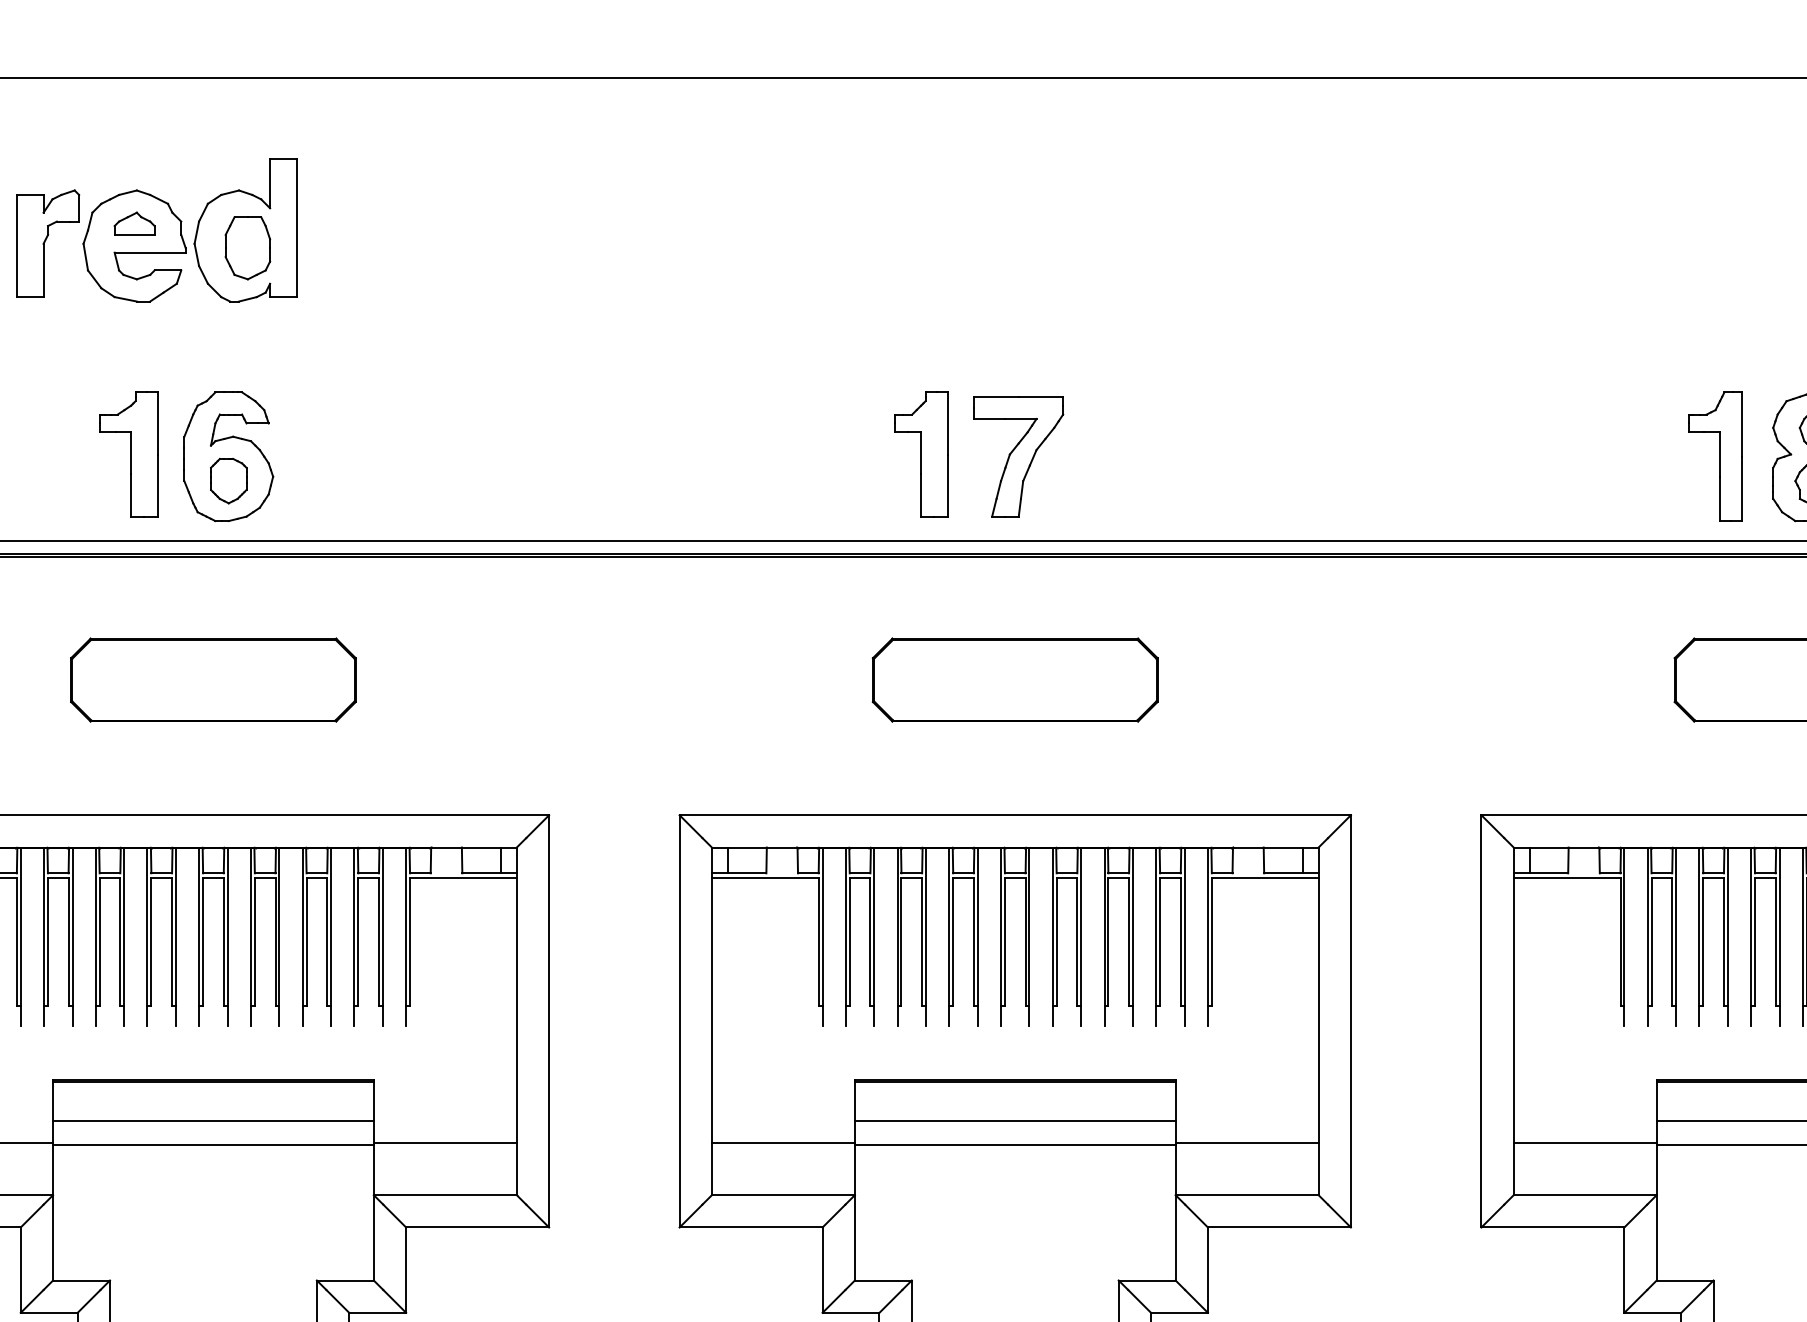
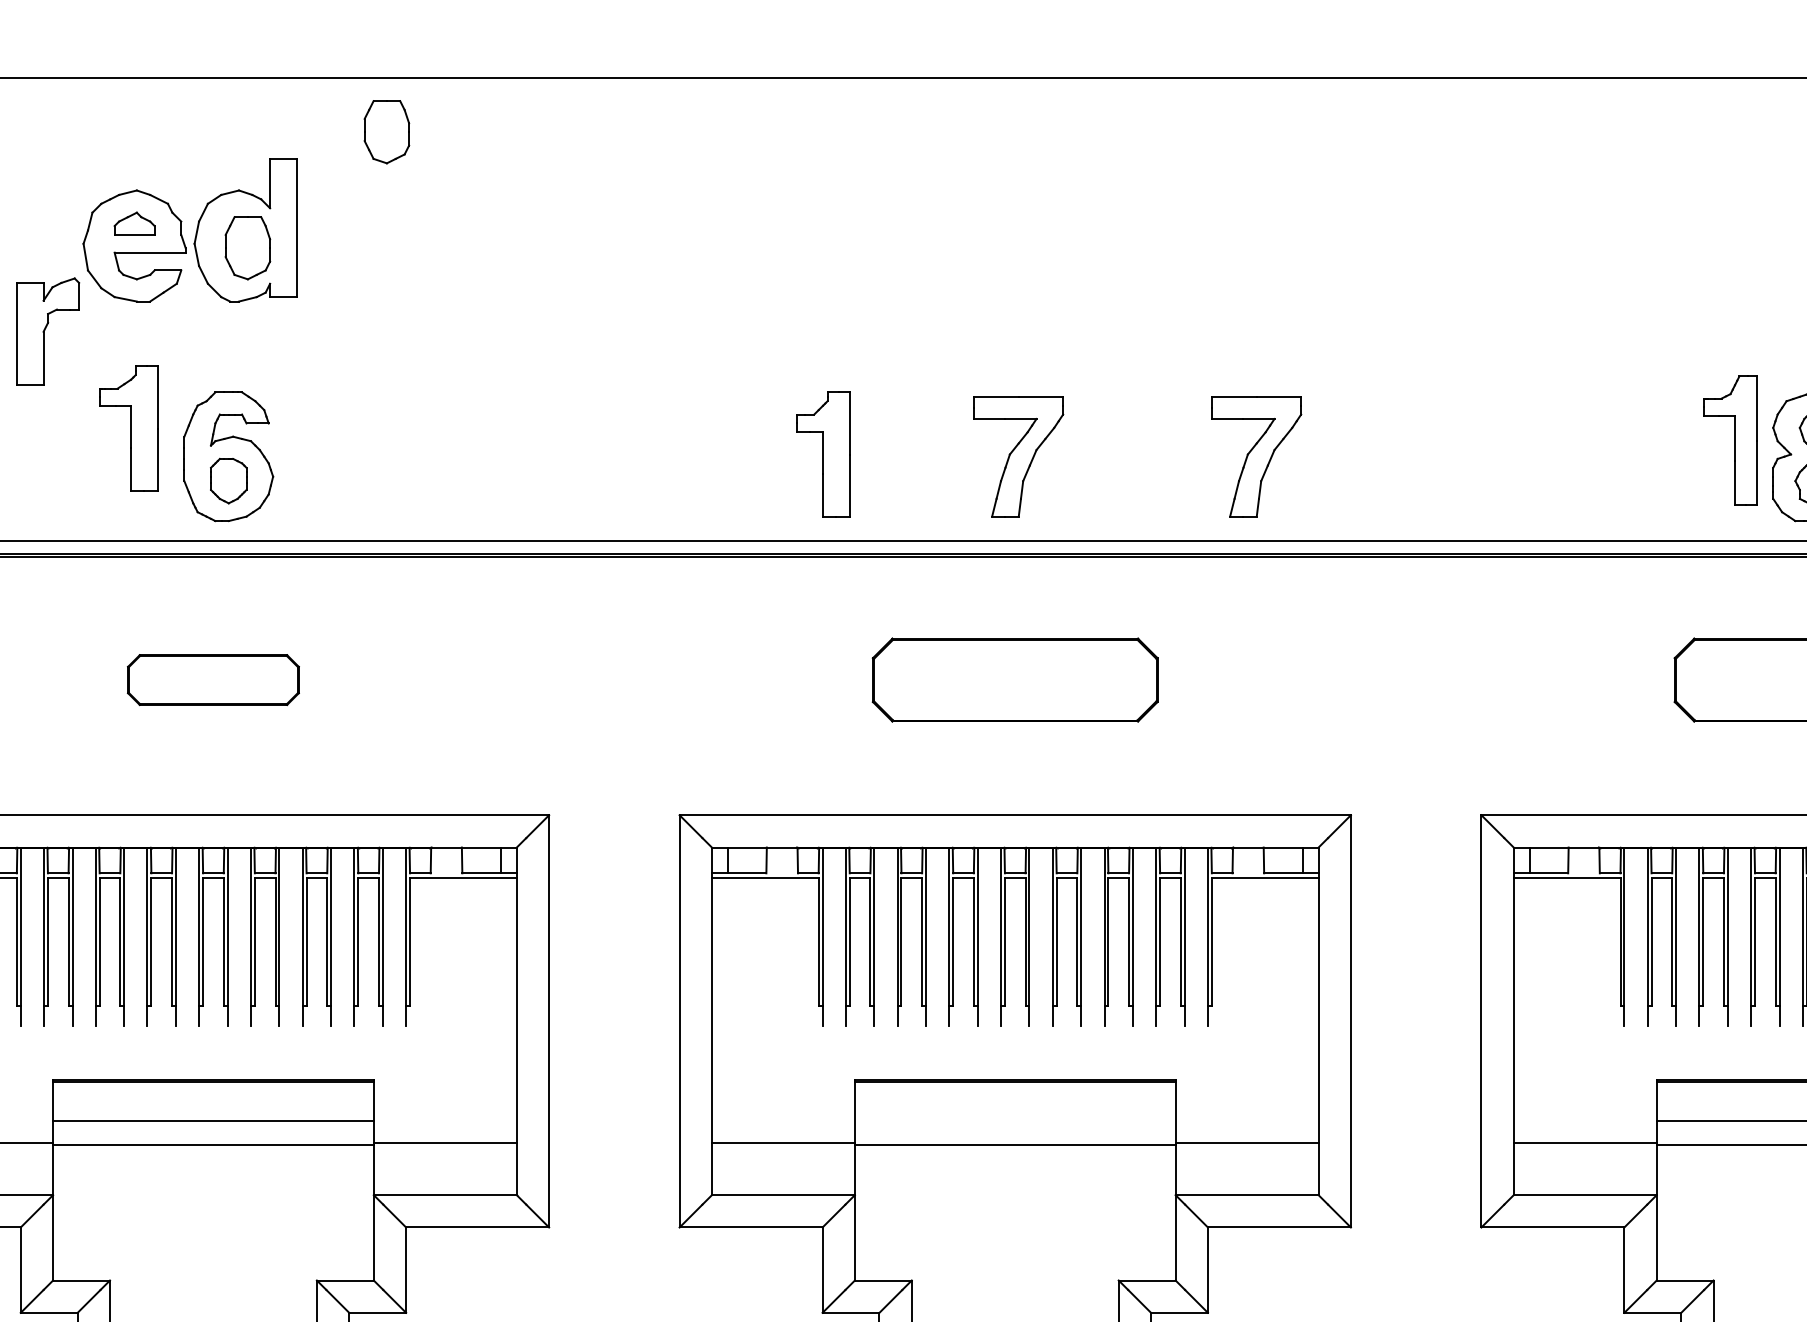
part: none -> present (386, 132)
part position: (48, 243) -> (48, 331) (48, 331)
part position: (128, 454) -> (128, 428) (128, 428)
part position: (921, 454) -> (823, 454) (823, 454)
part: none -> present (1256, 456)
part position: (1715, 456) -> (1730, 440) (1730, 440)
part size: 287x86 px -> 173x52 px (213, 679)
line: present -> none (1014, 1120)
